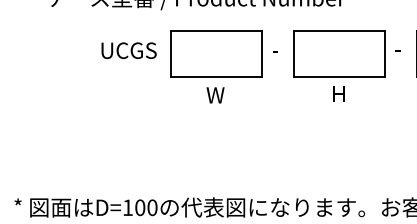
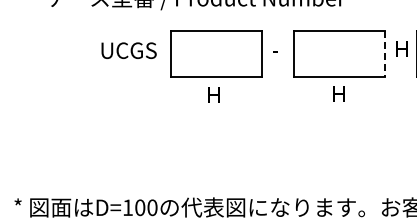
text: - -> H (401, 48)
line: solid -> dashed (384, 53)
text: W -> H (215, 95)
